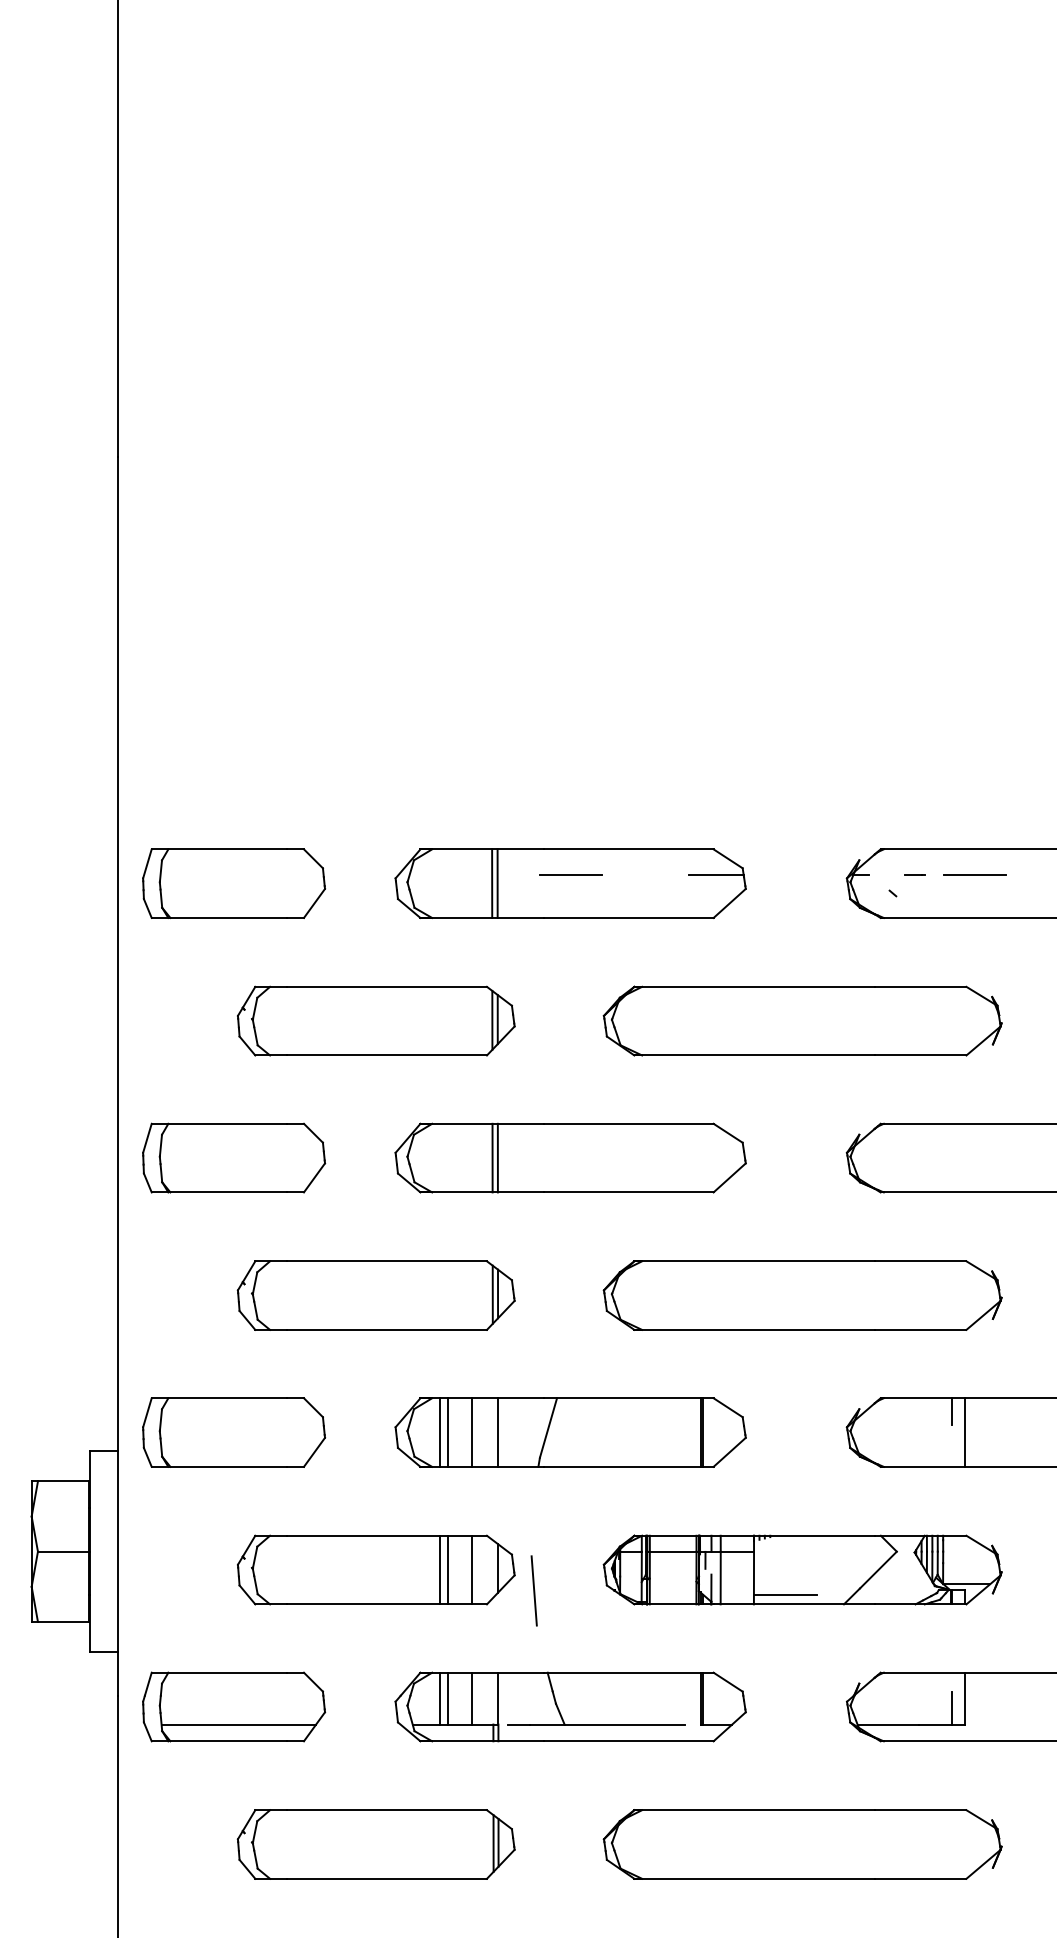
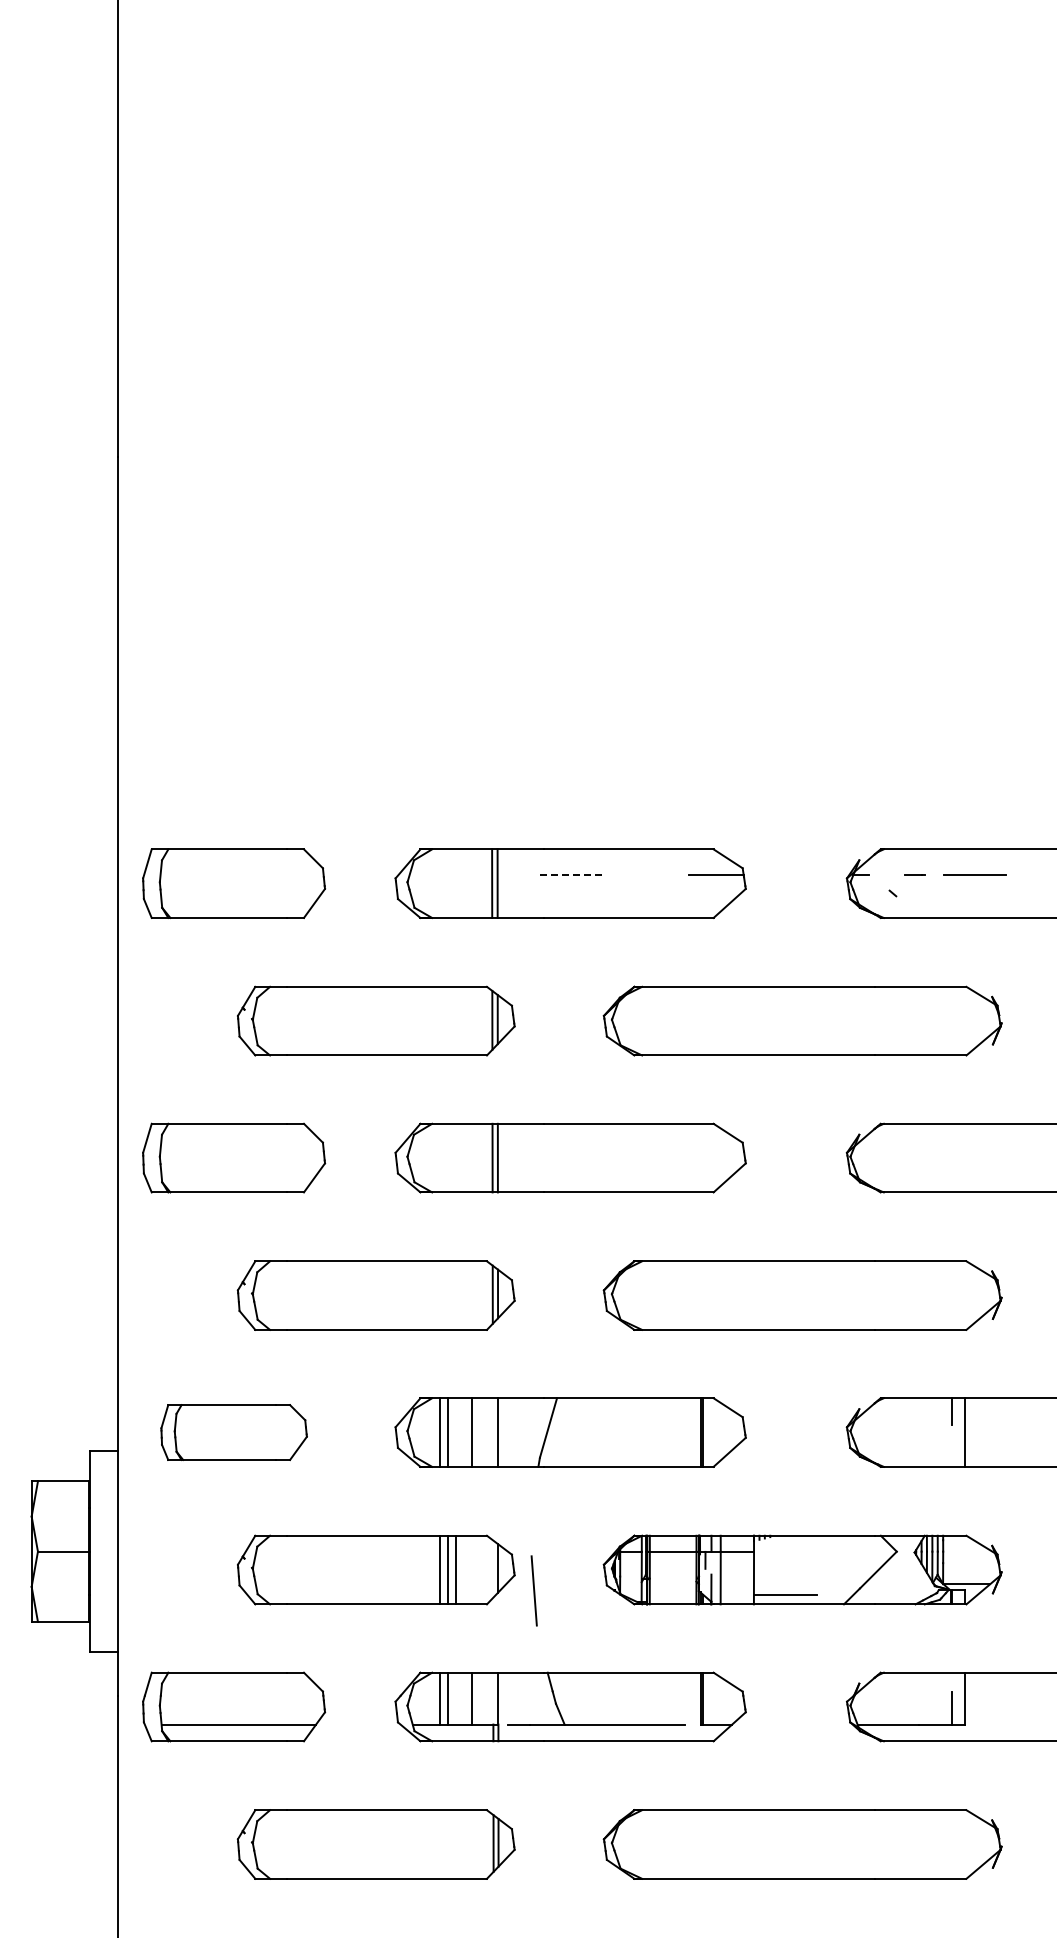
line: solid -> dashed (570, 875)
part size: 185x71 px -> 148x57 px (233, 1432)
line position: (472, 1569) -> (456, 1569) (456, 1569)
